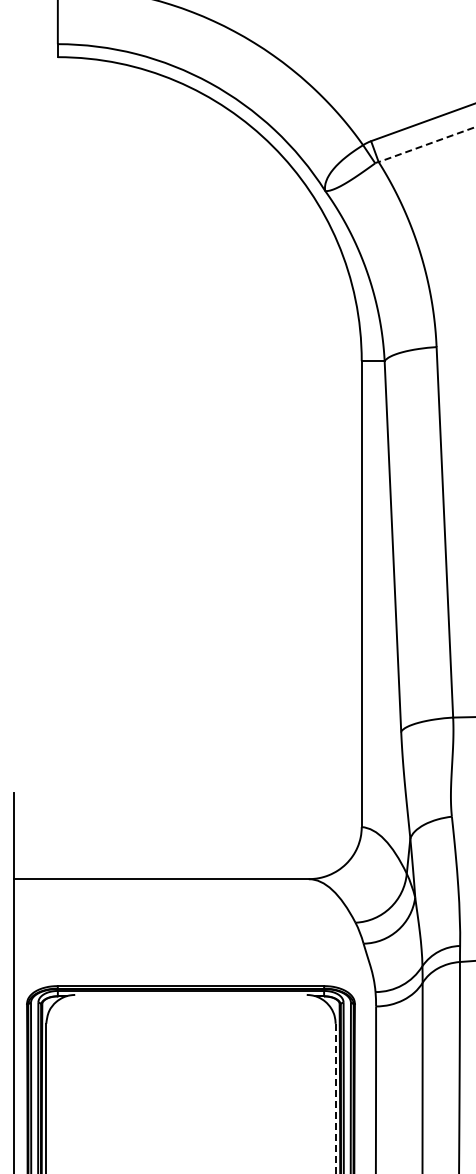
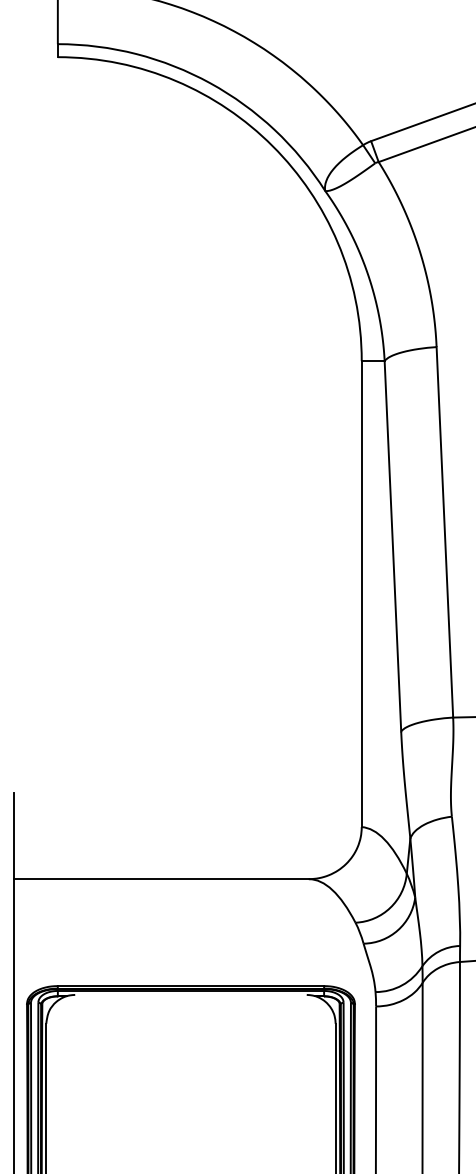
line: dashed -> solid (426, 144)
line: dashed -> solid (335, 1098)
